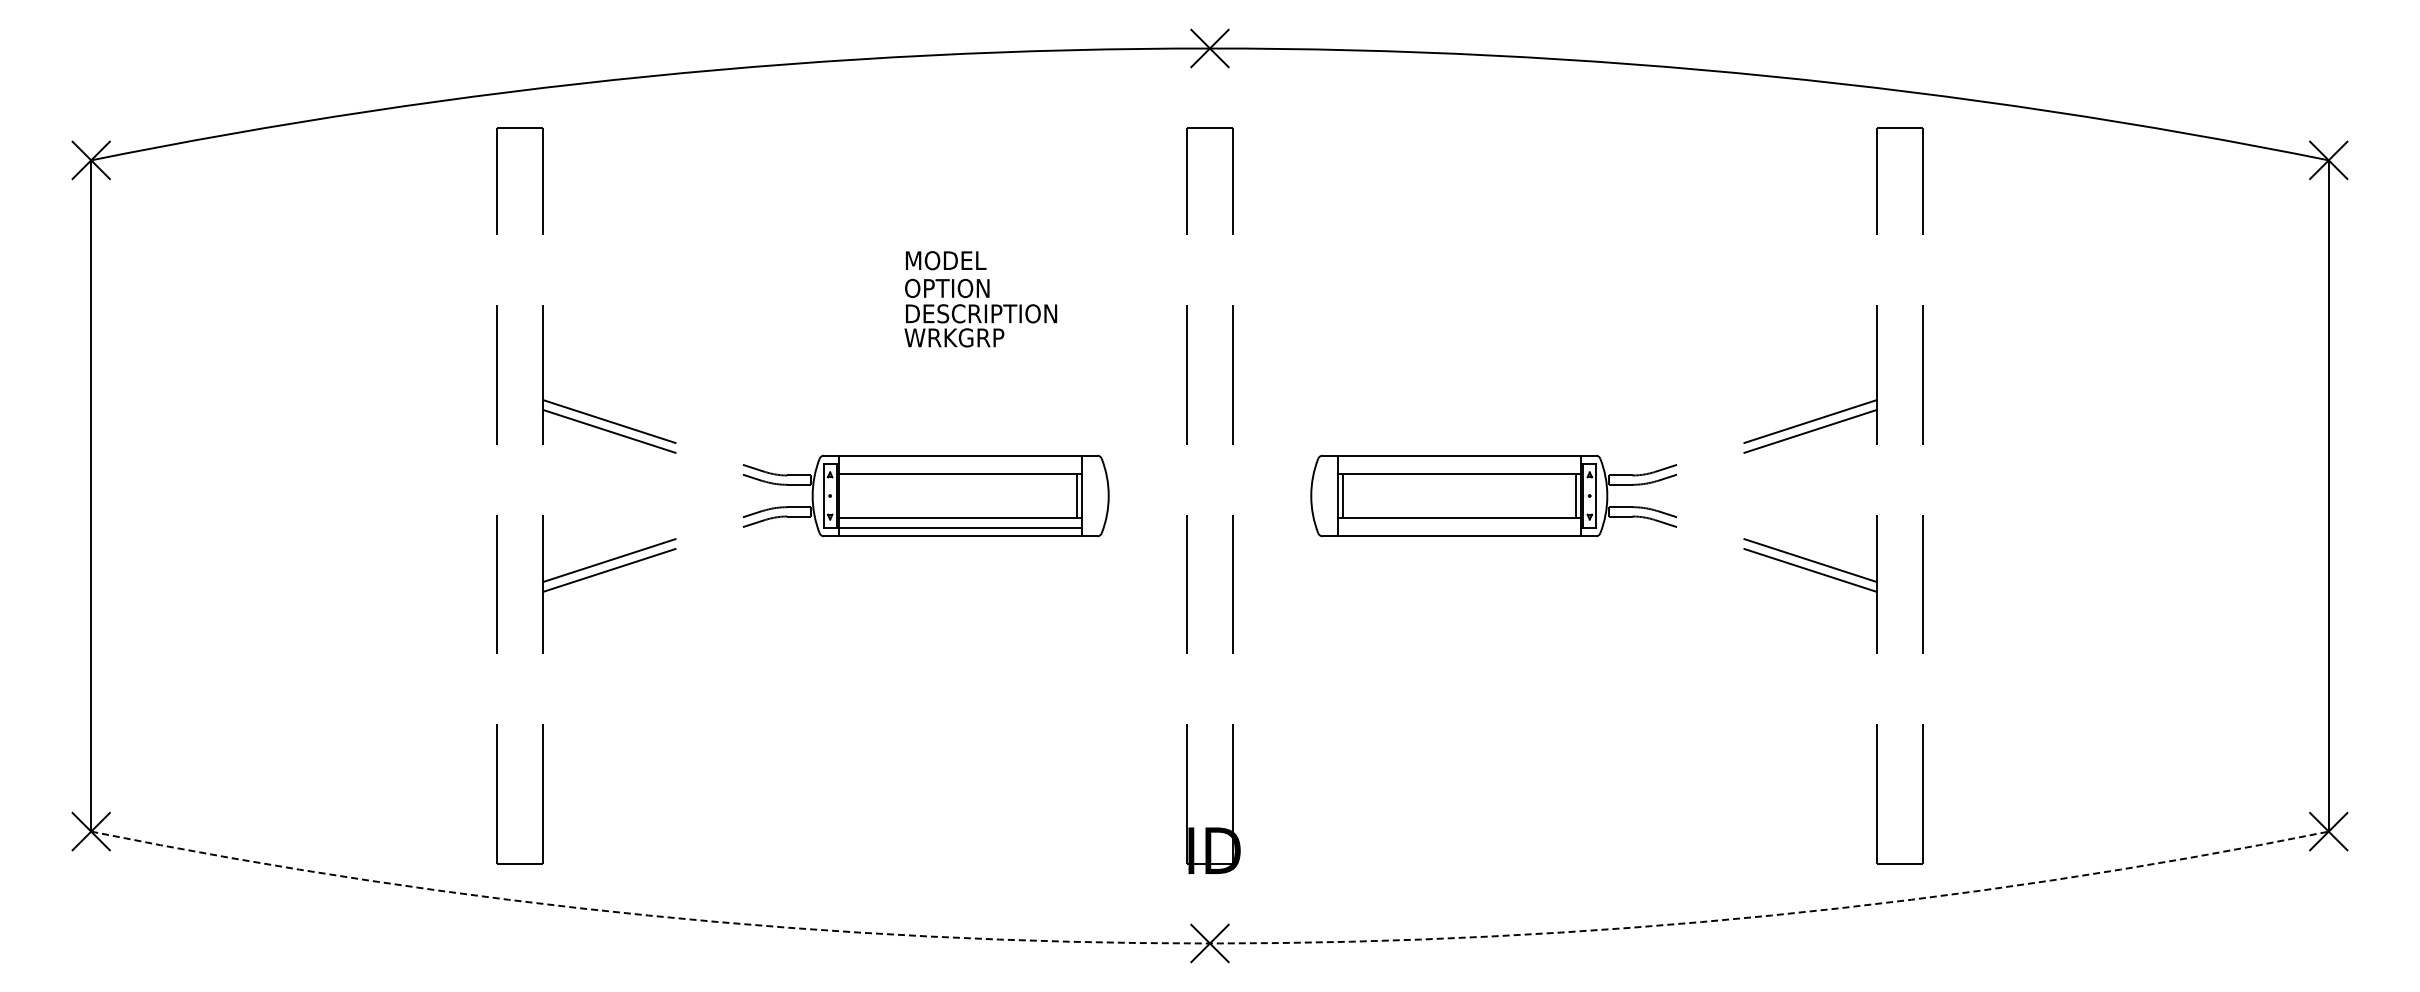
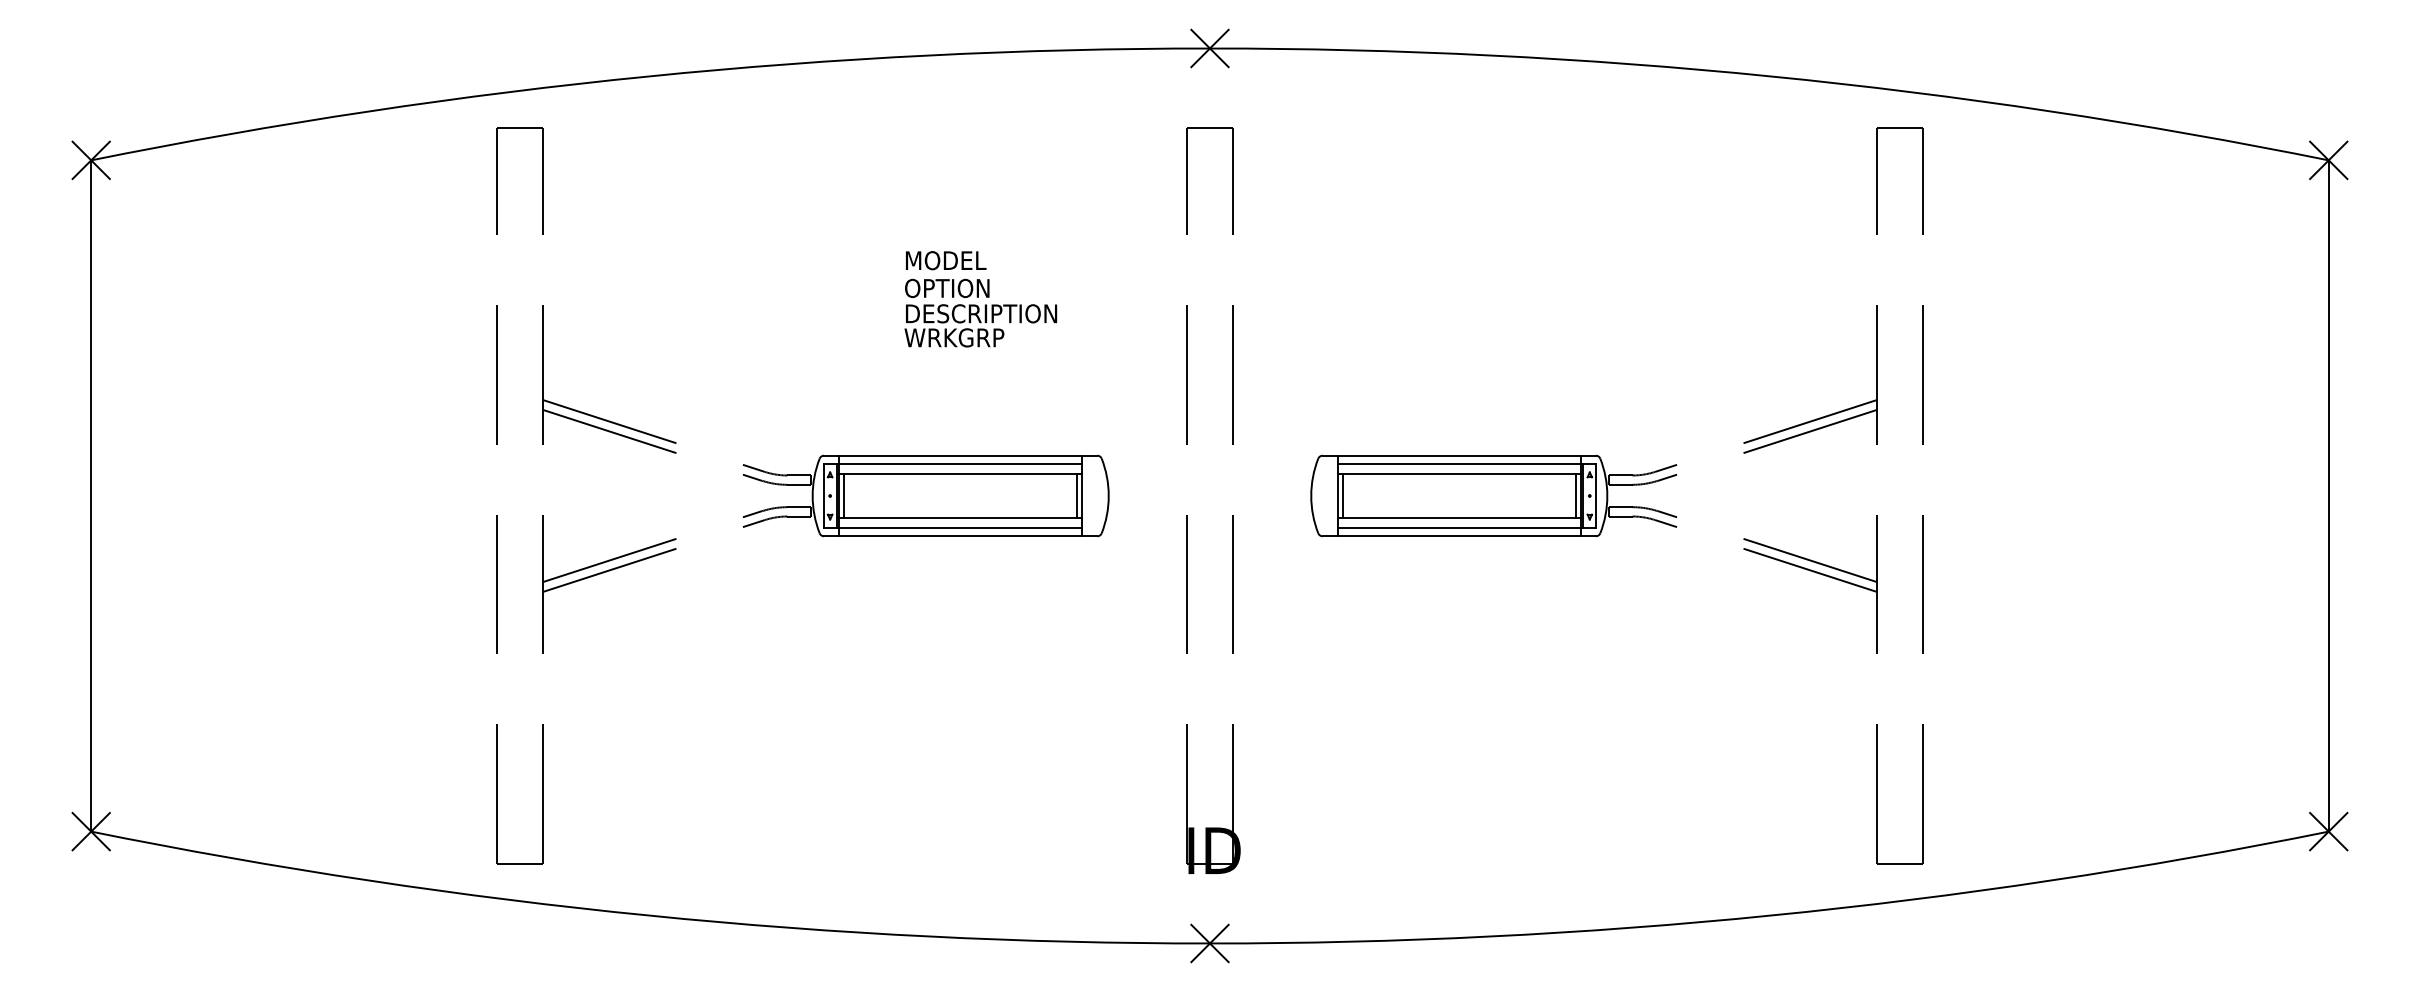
line: none -> present (960, 463)
line: none -> present (1459, 463)
line: none -> present (844, 495)
line: none -> present (1459, 528)
arc: dashed -> solid (1209, 943)
